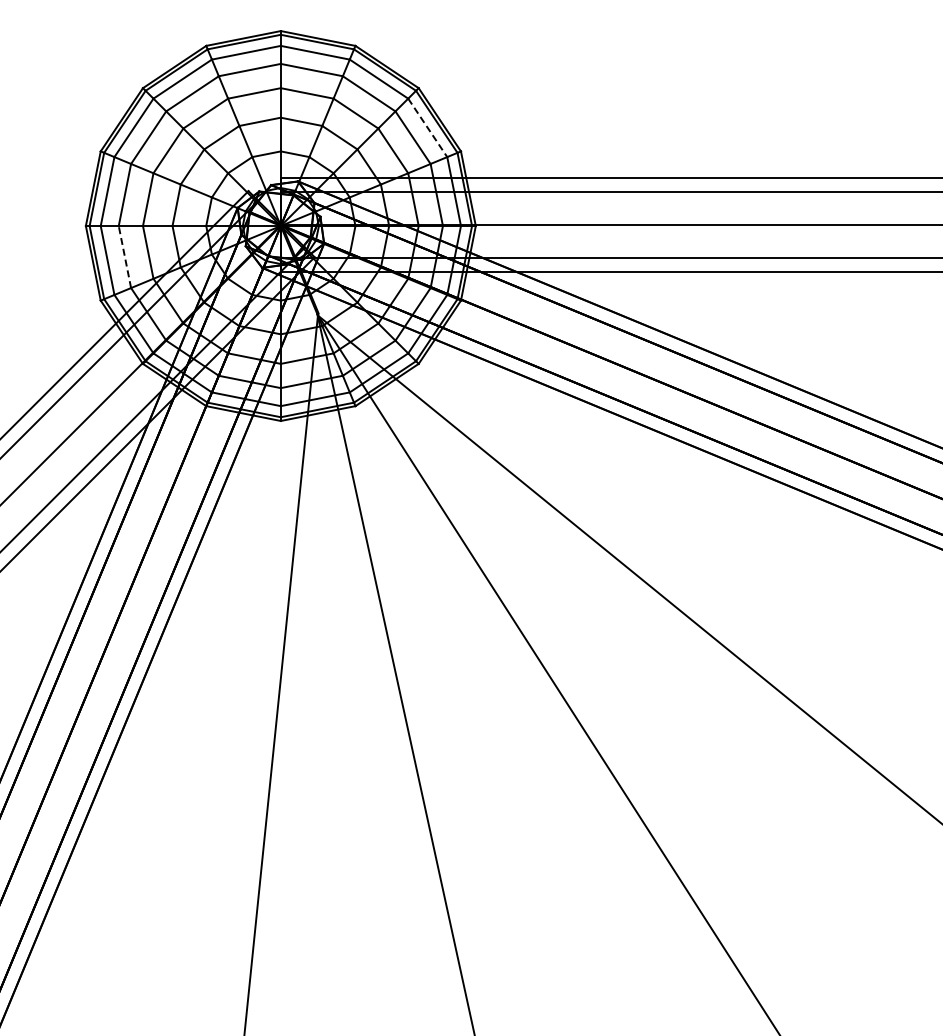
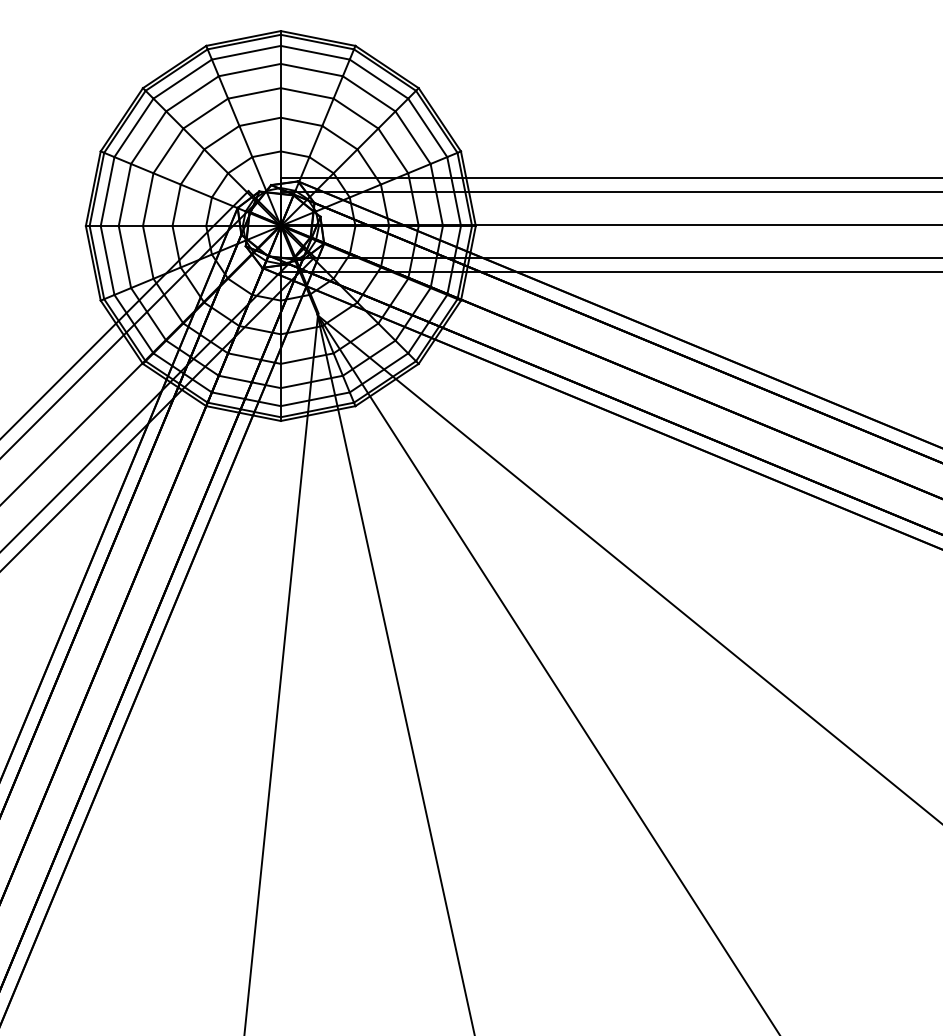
line: dashed -> solid (428, 128)
line: dashed -> solid (124, 257)
